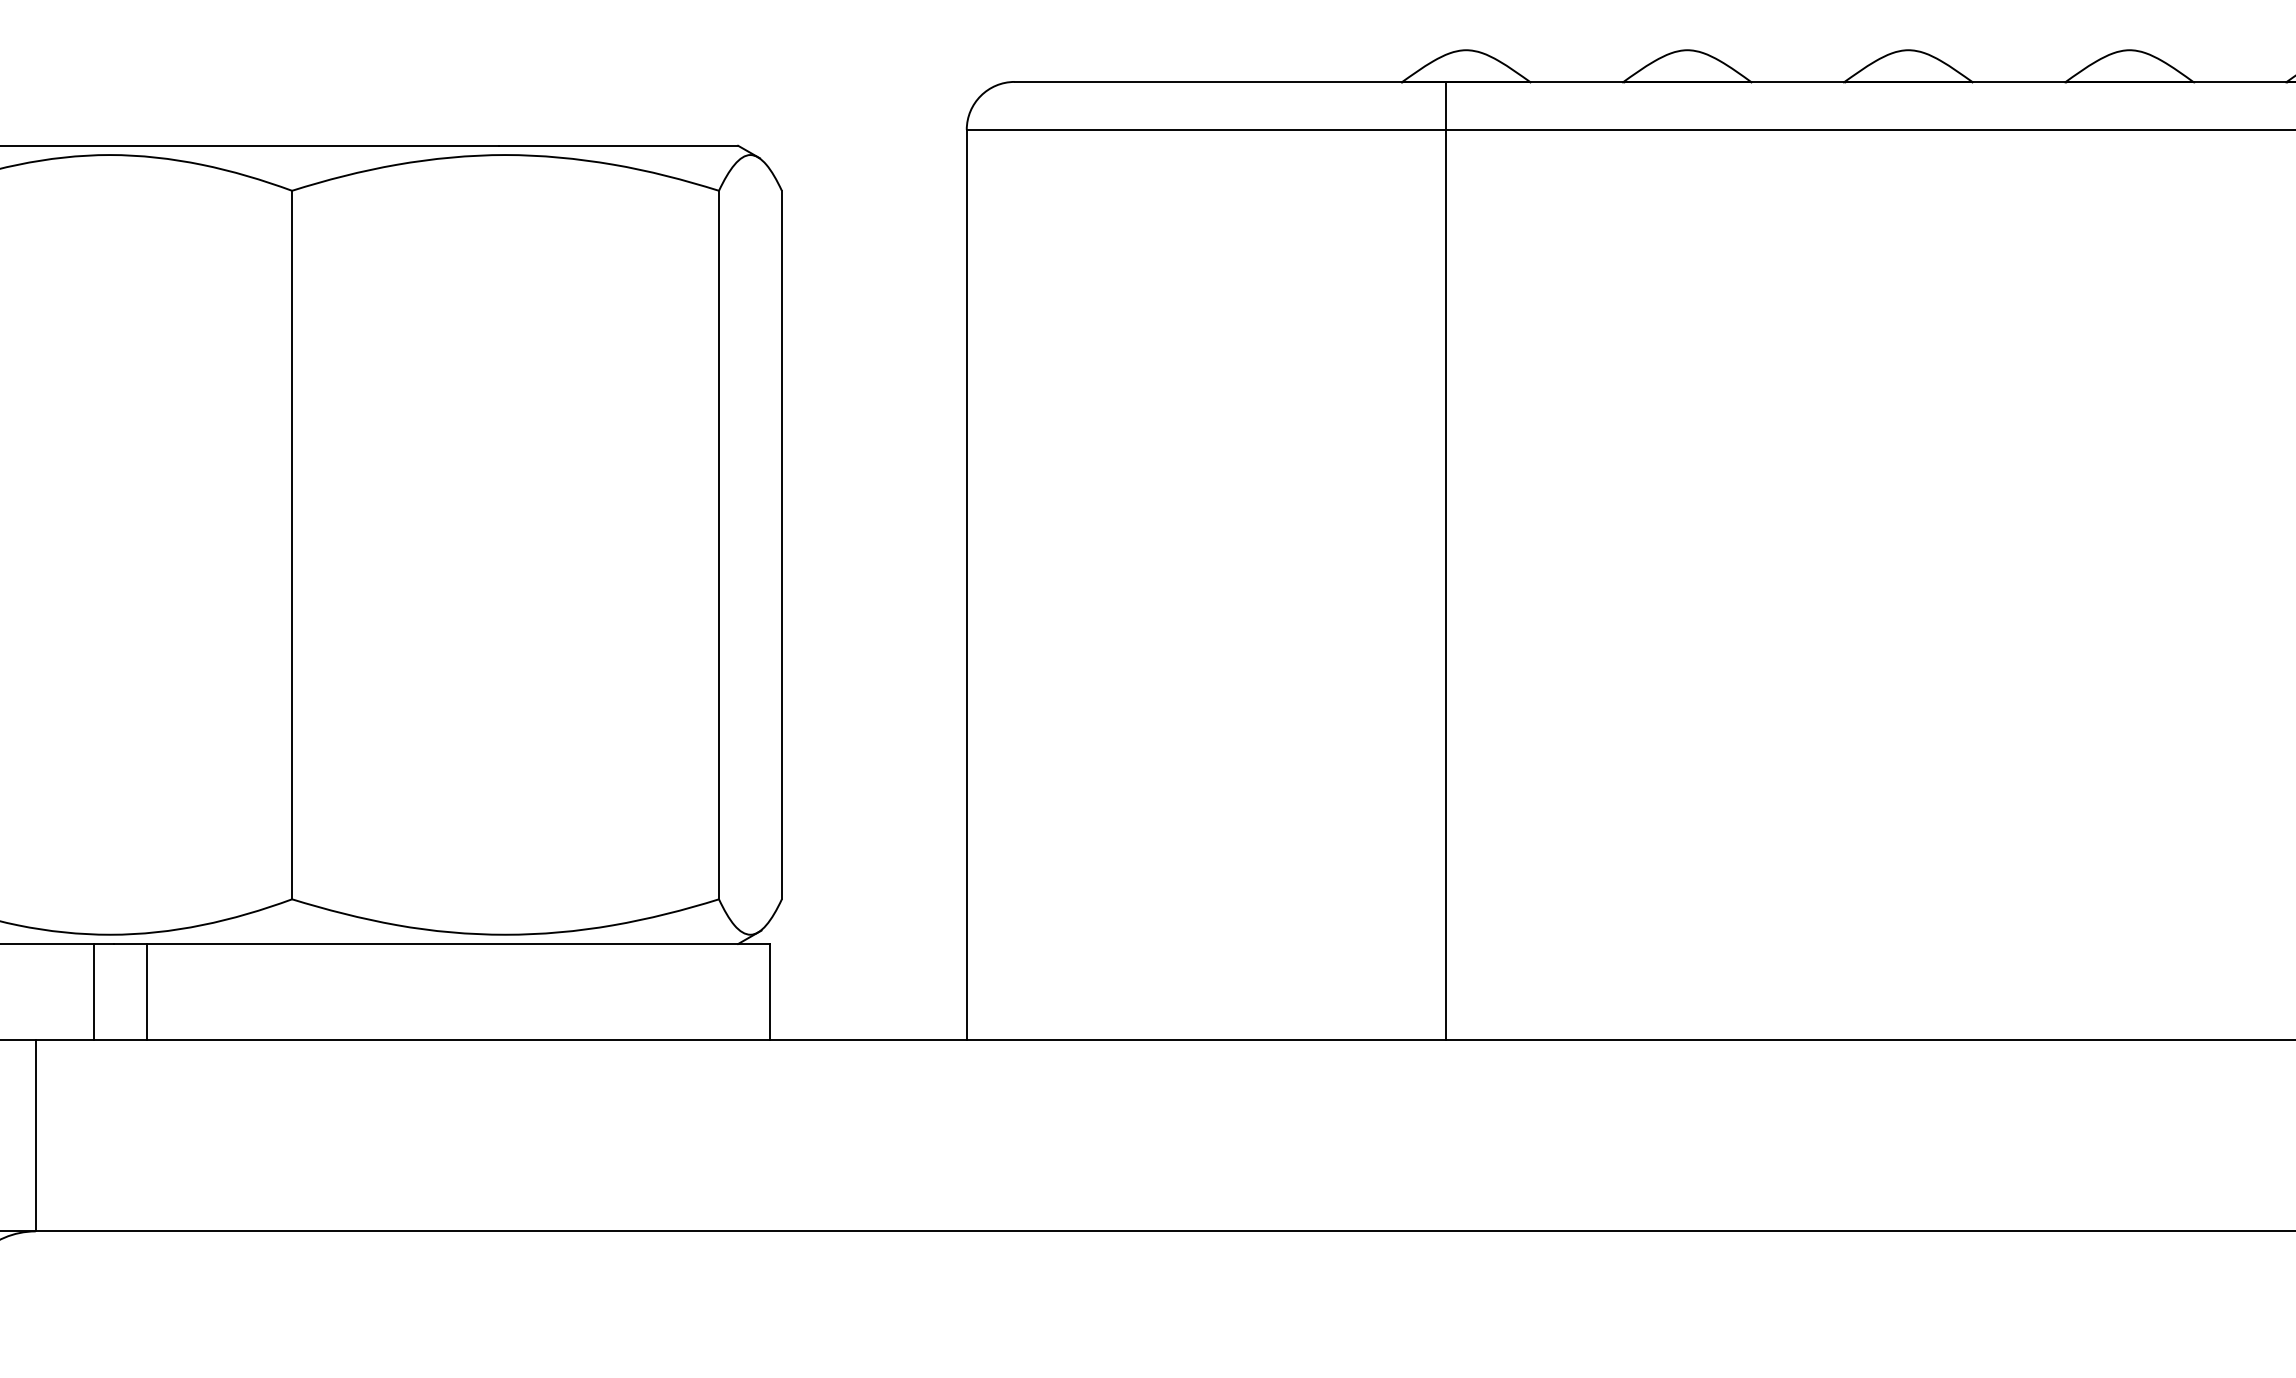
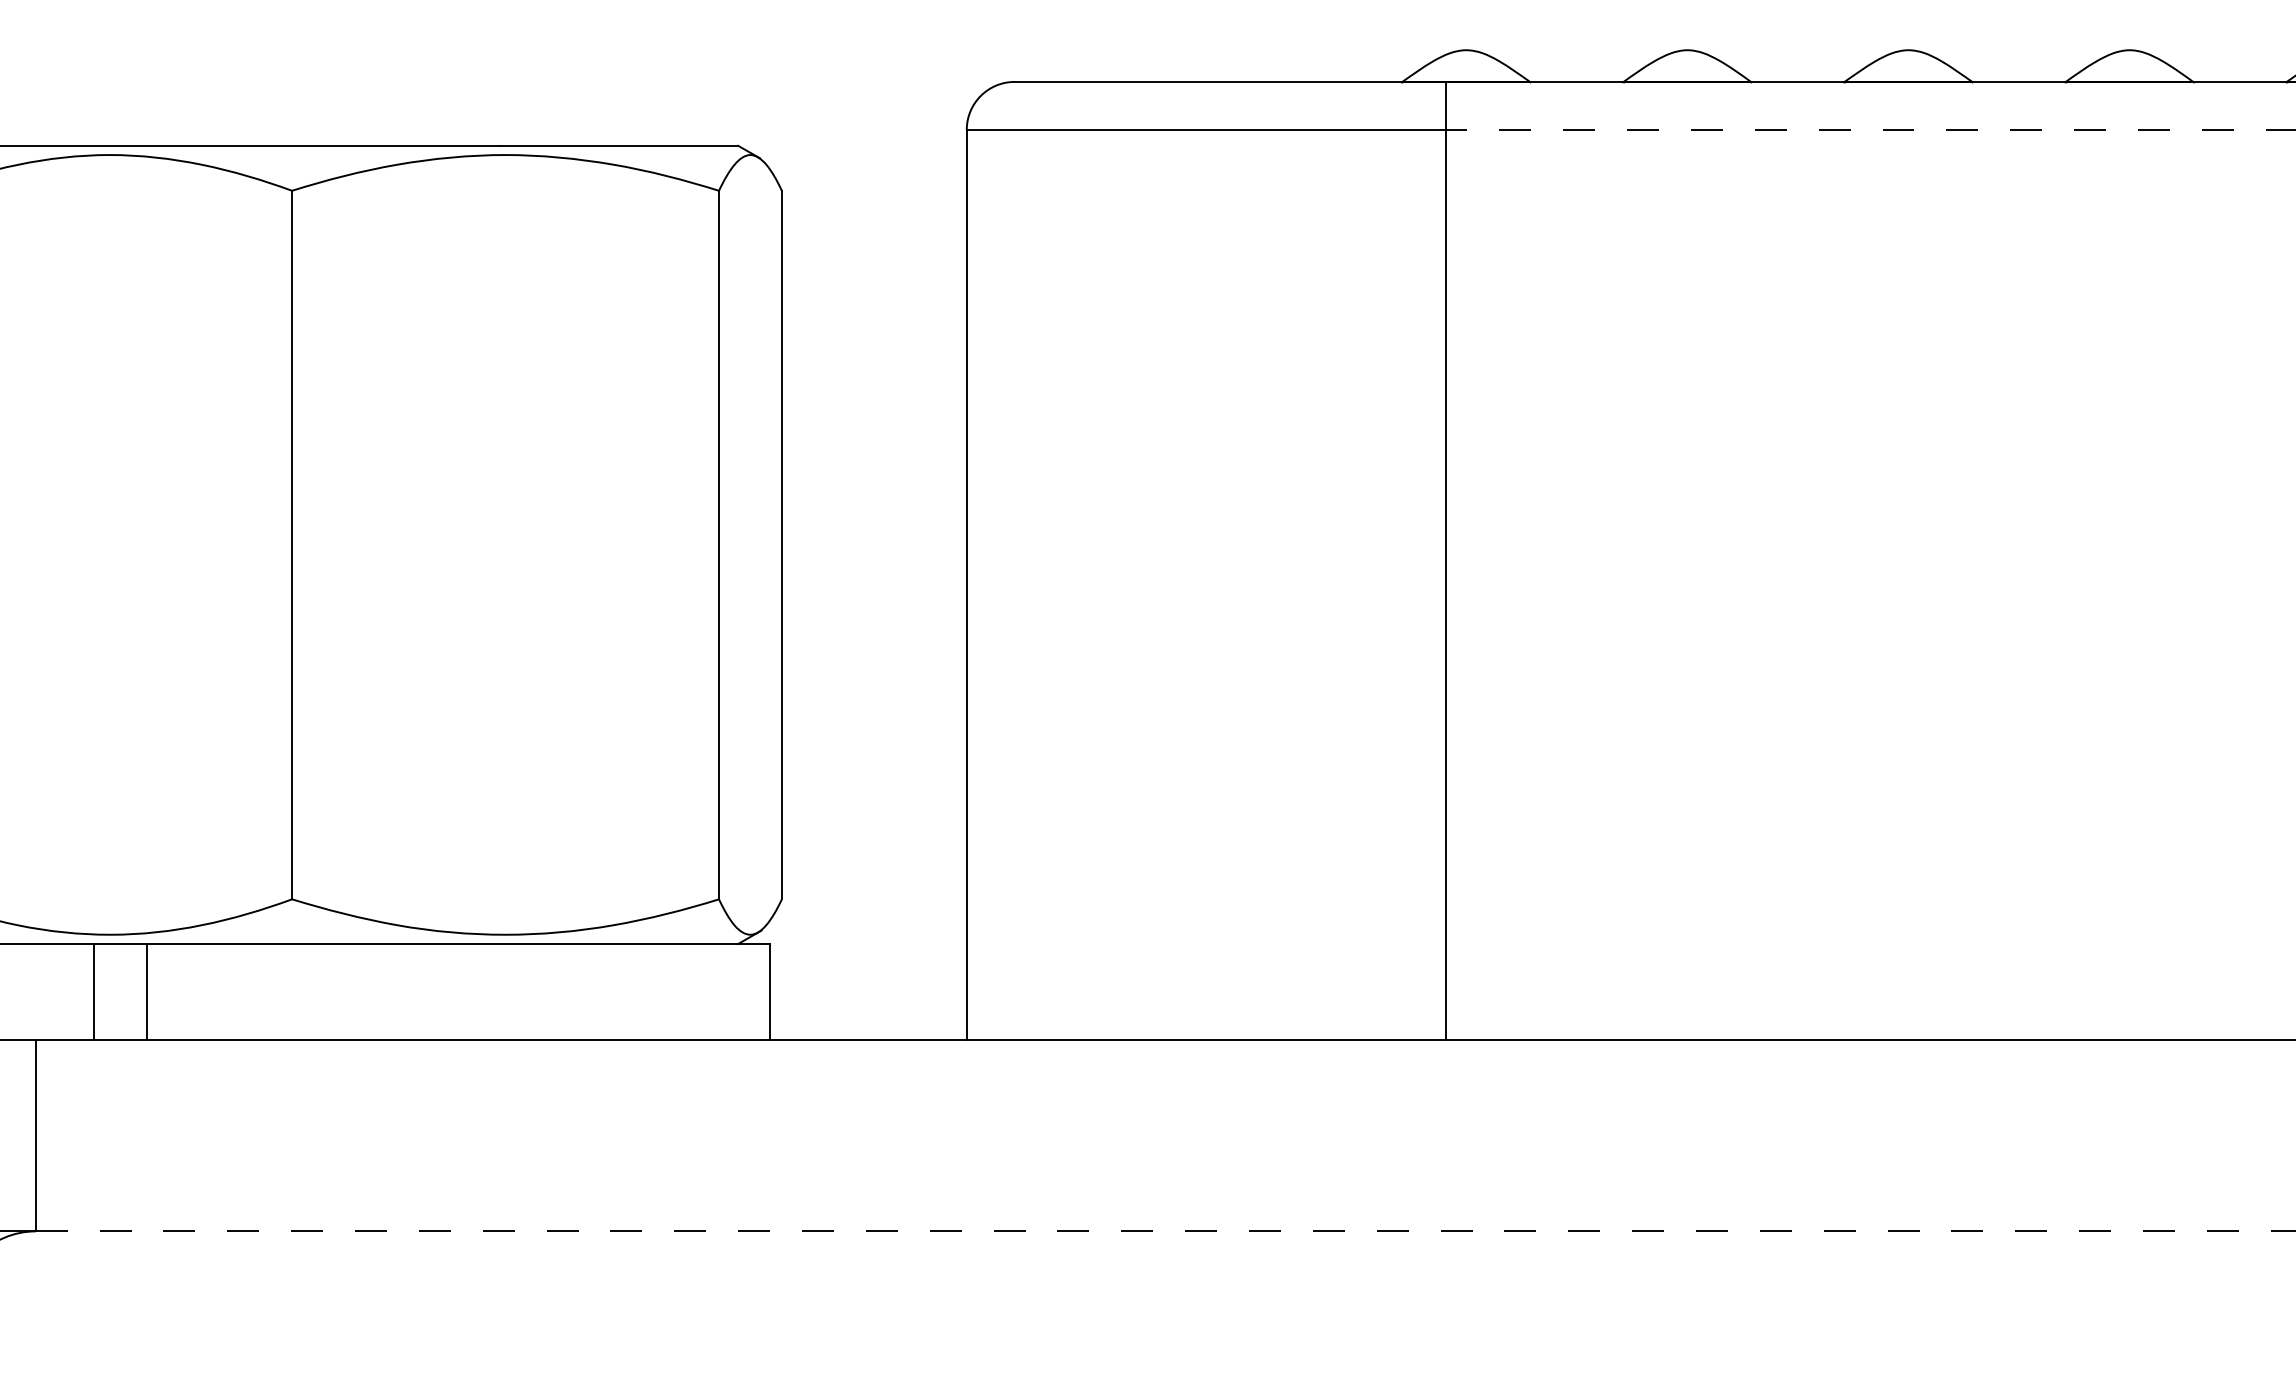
line: solid -> dashed (1870, 129)
line: solid -> dashed (1165, 1231)
